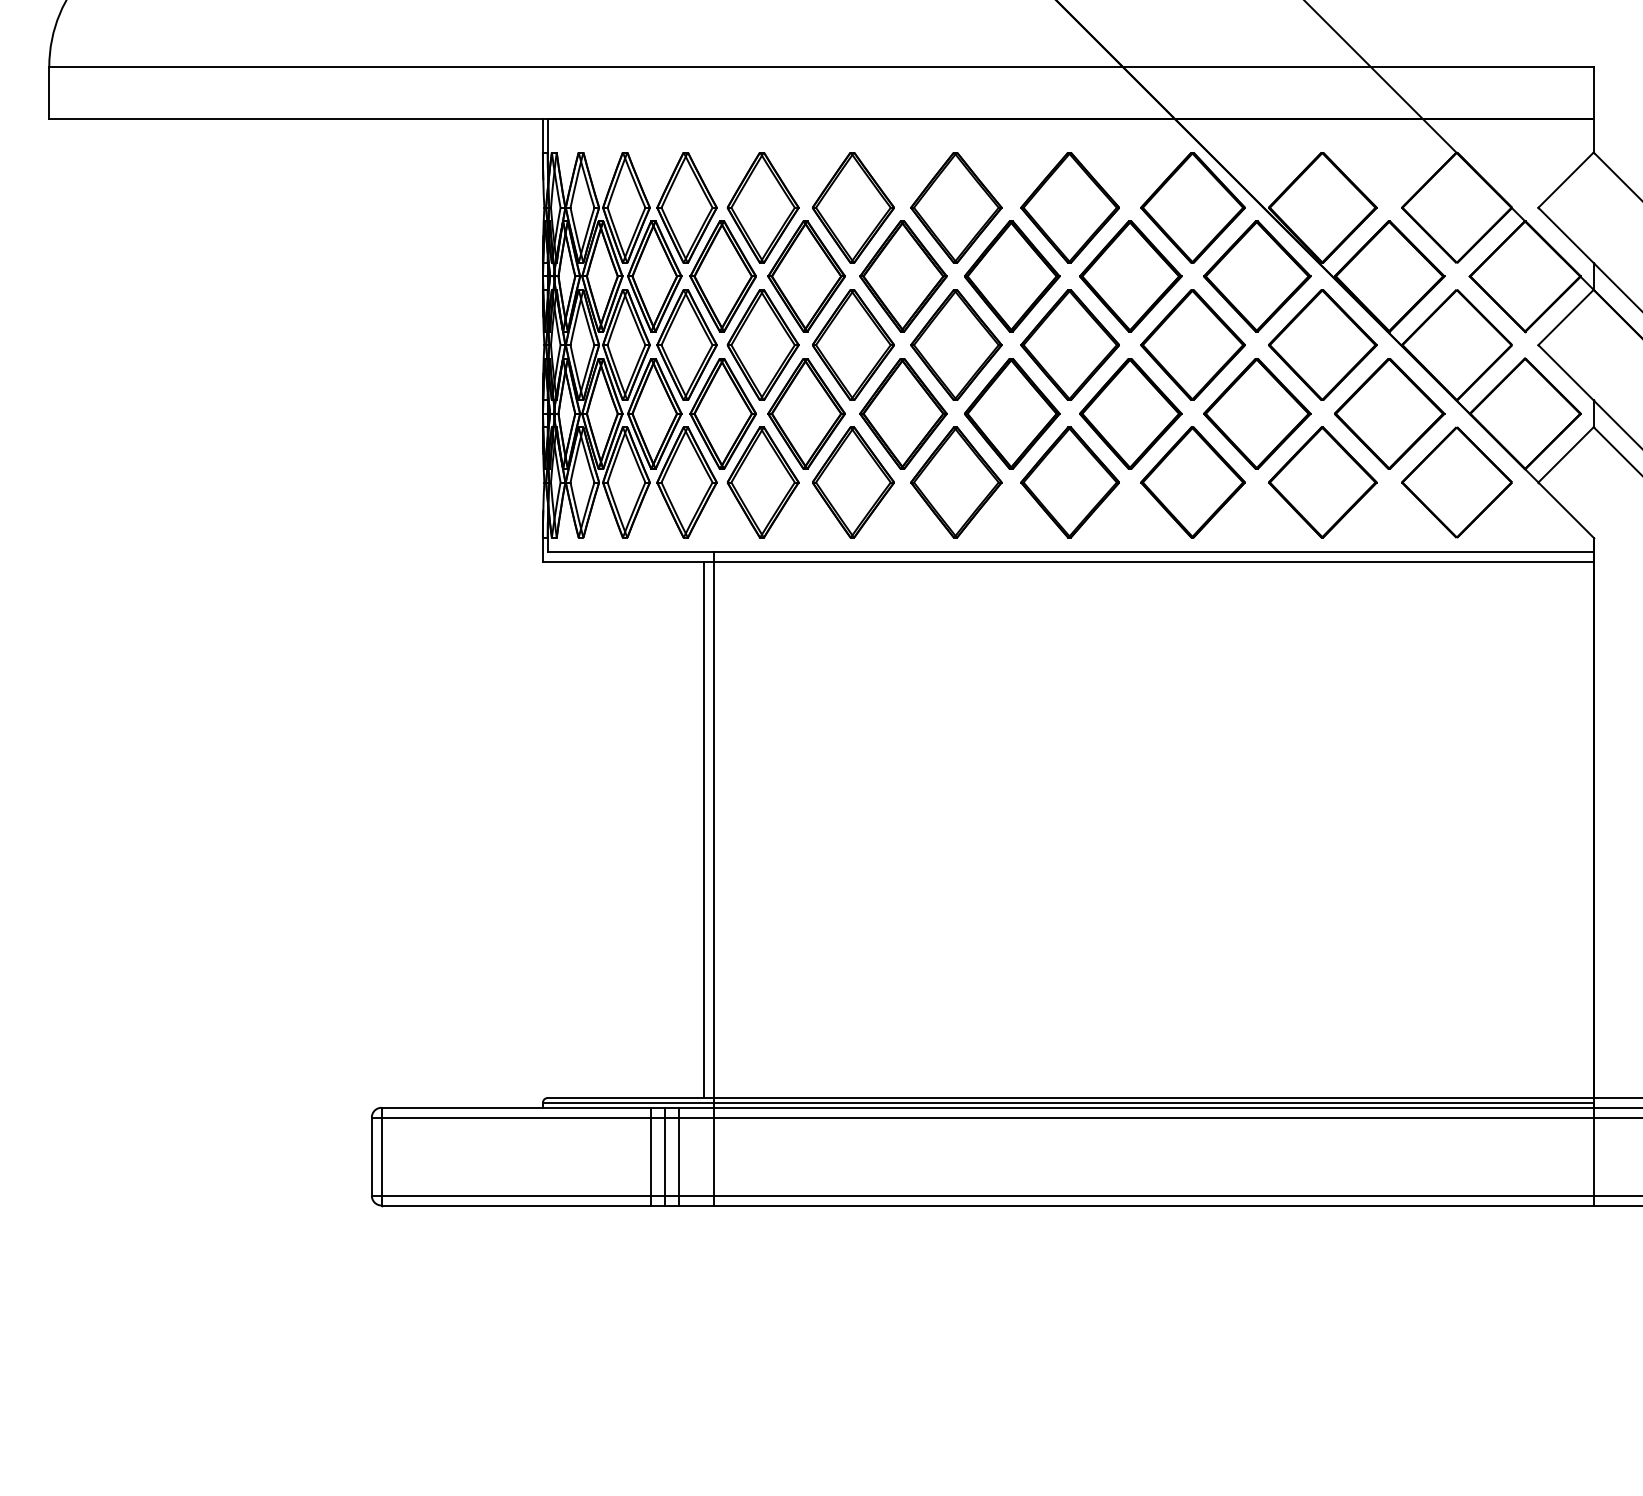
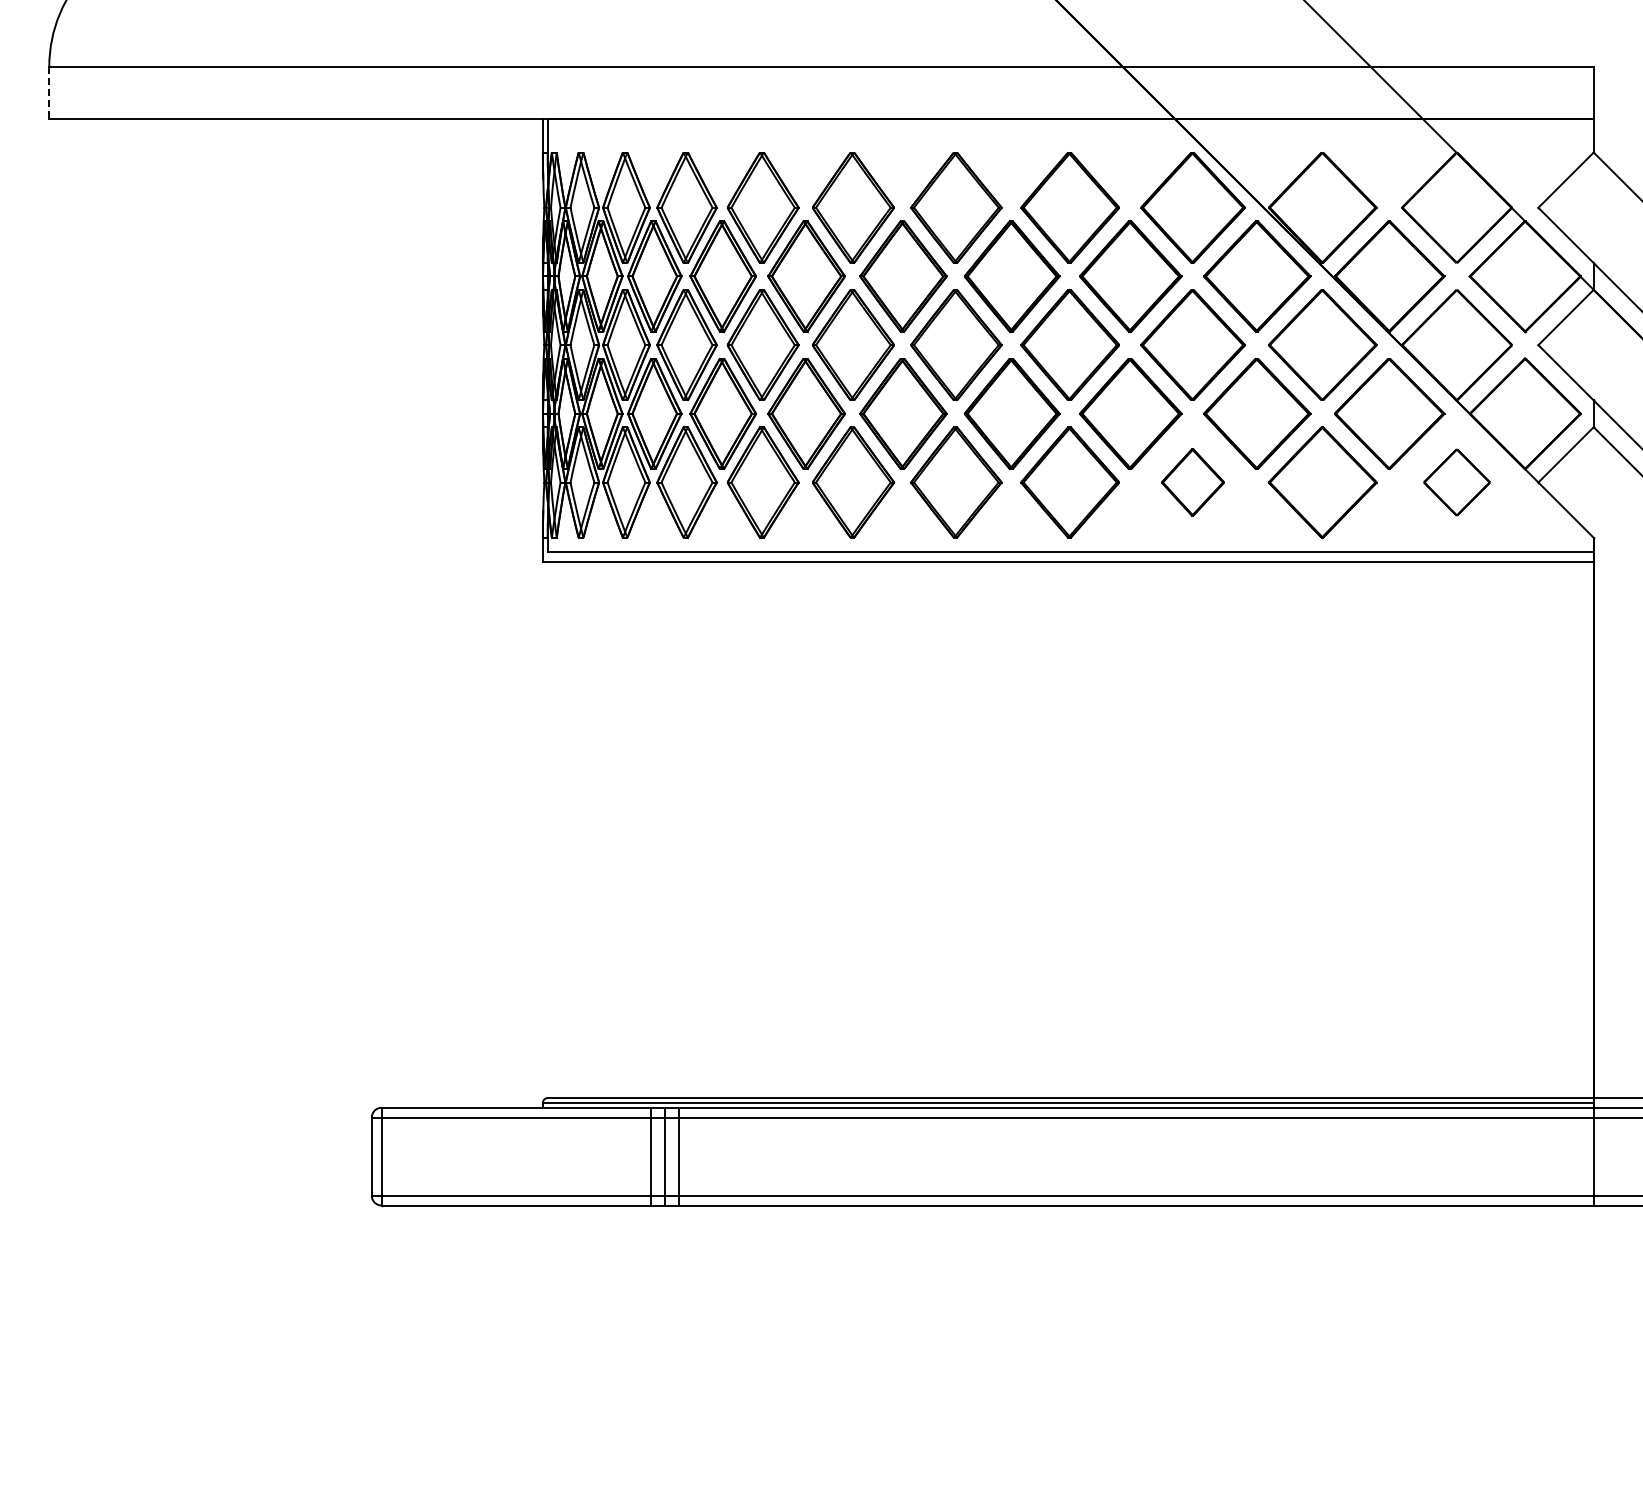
line: solid -> dashed (49, 92)
part size: 106x113 px -> 64x69 px (1192, 482)
part size: 112x113 px -> 68x69 px (1456, 482)
line: present -> none (704, 829)
line: present -> none (713, 878)
